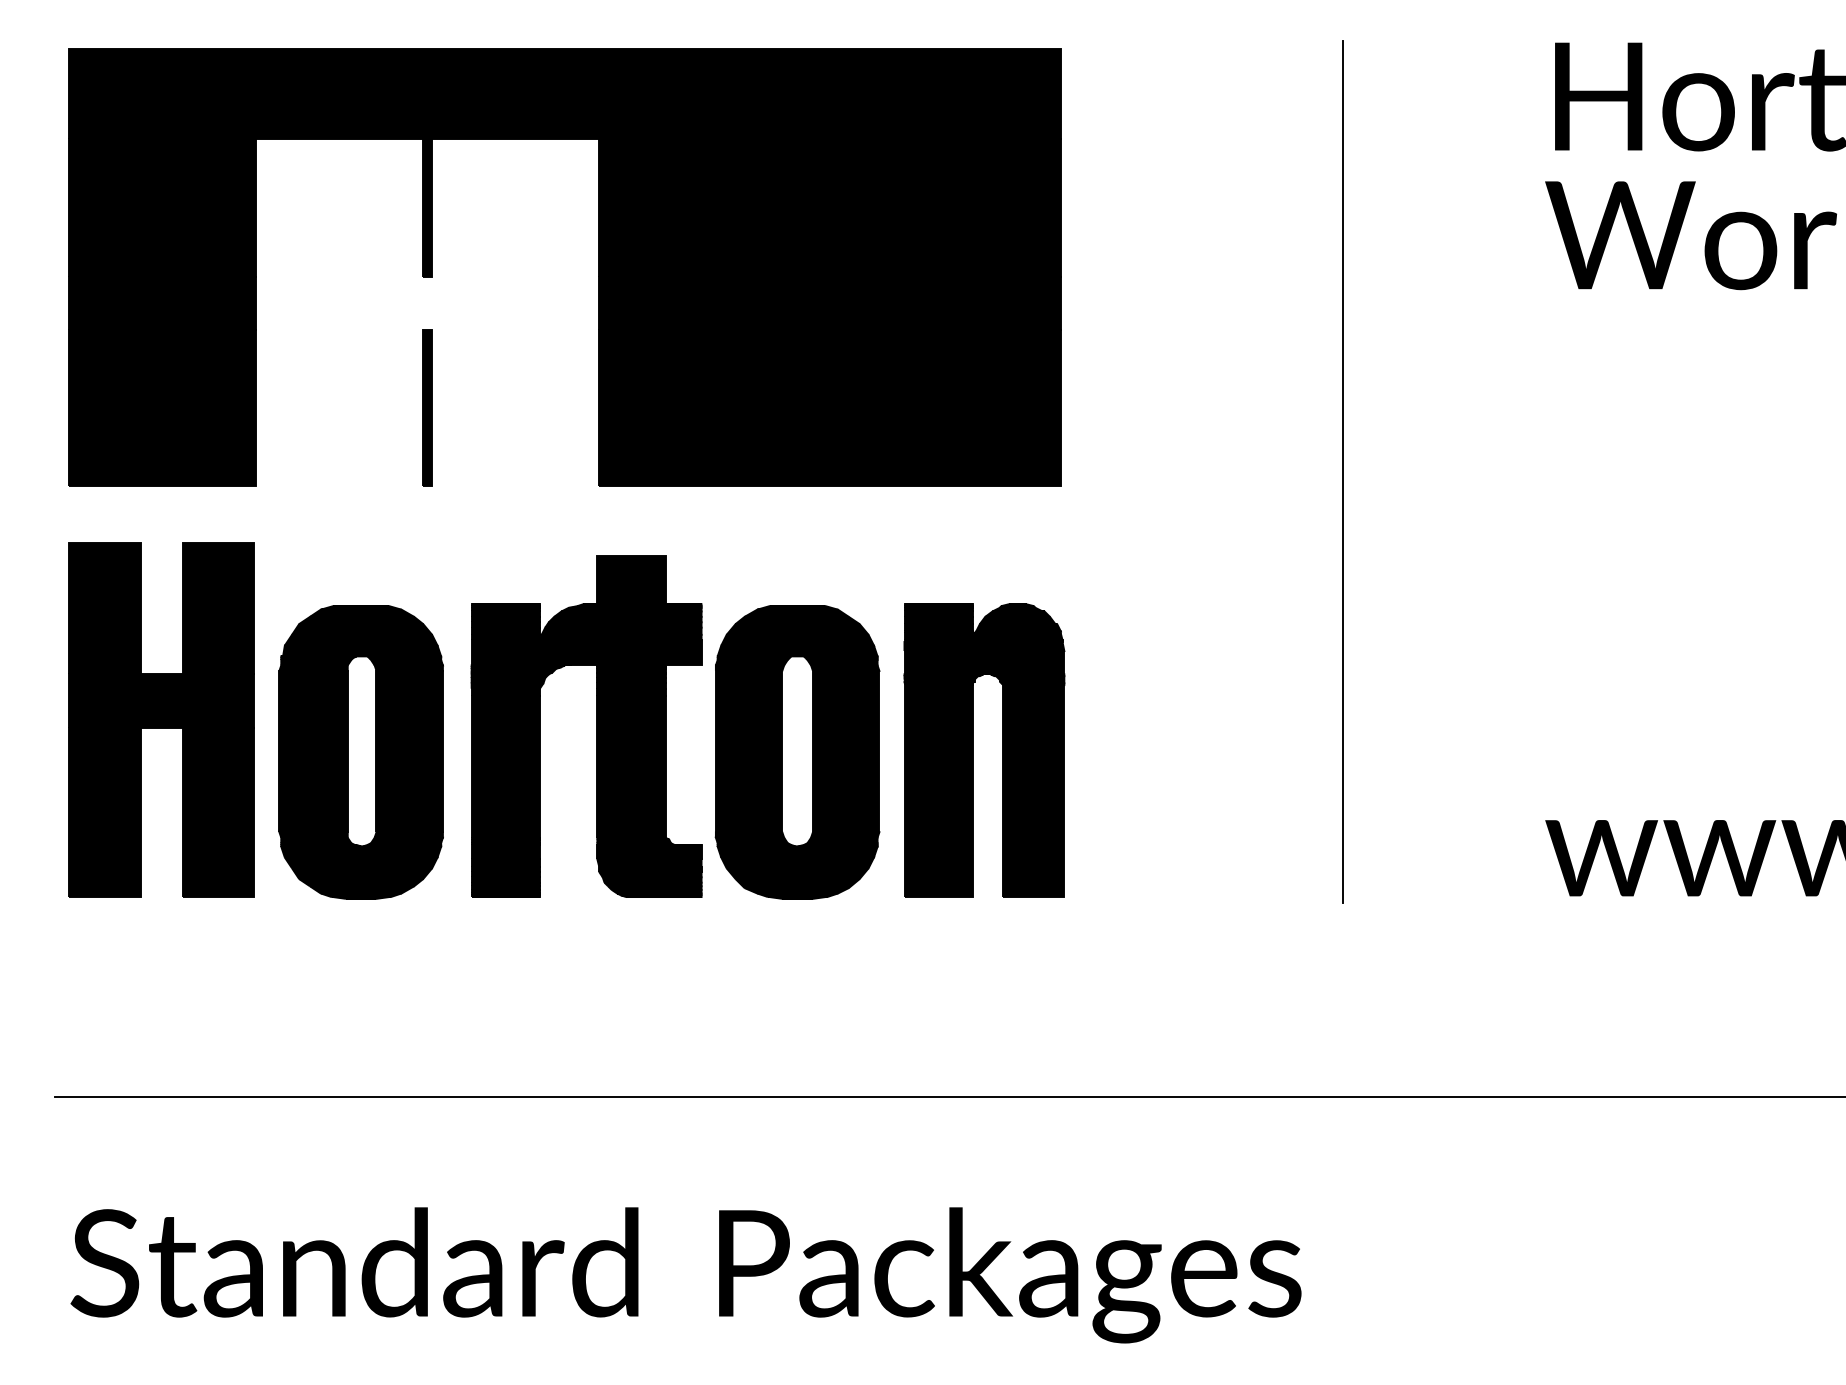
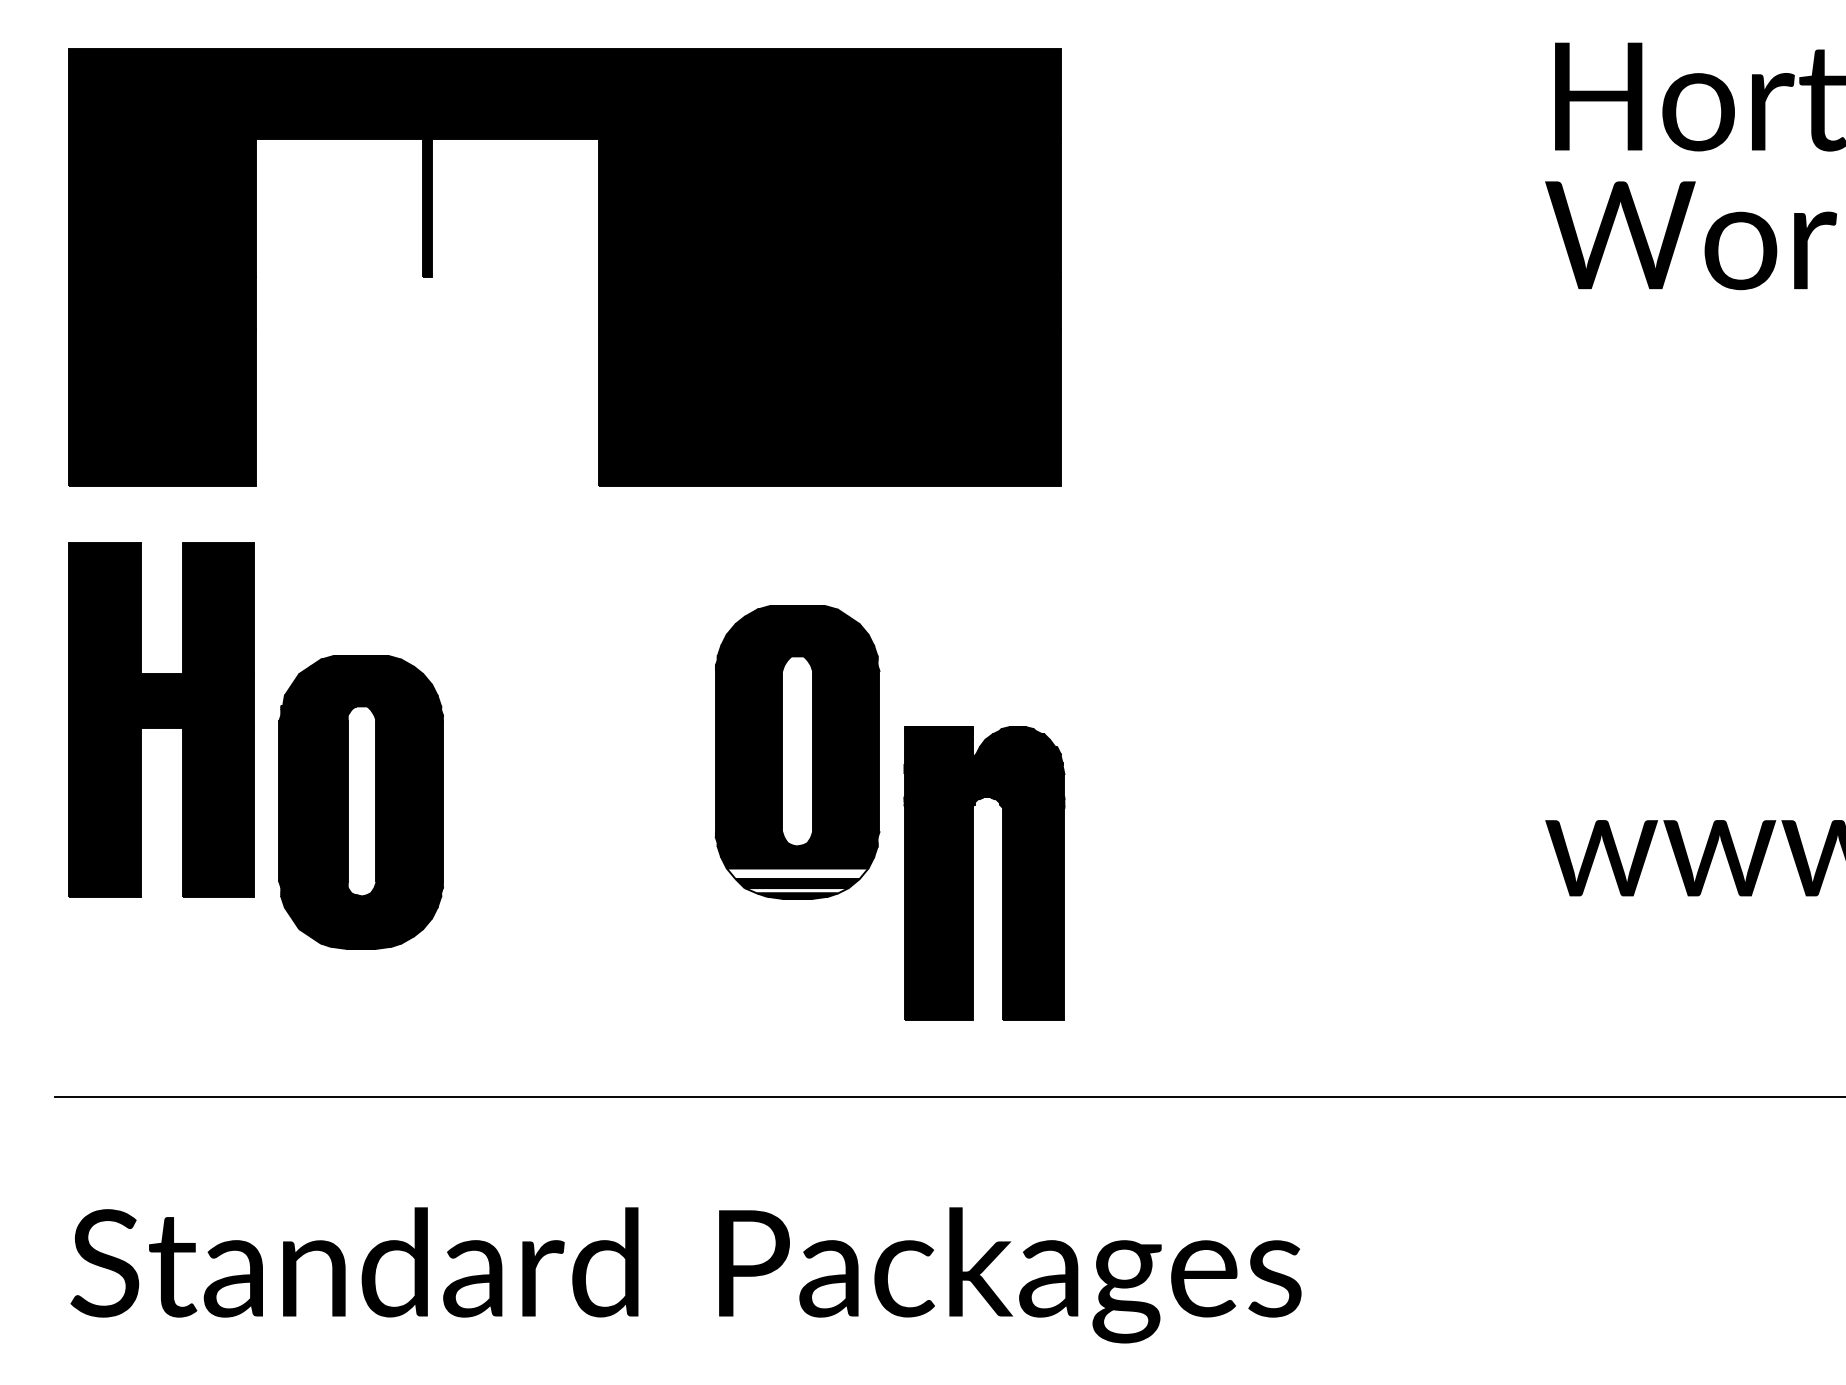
part: present -> none (427, 407)
line: present -> none (1343, 472)
part: present -> none (596, 726)
part position: (973, 750) -> (973, 873) (973, 873)
part position: (360, 752) -> (360, 802) (360, 802)
fill: present -> none (797, 873)
fill: present -> none (796, 890)
